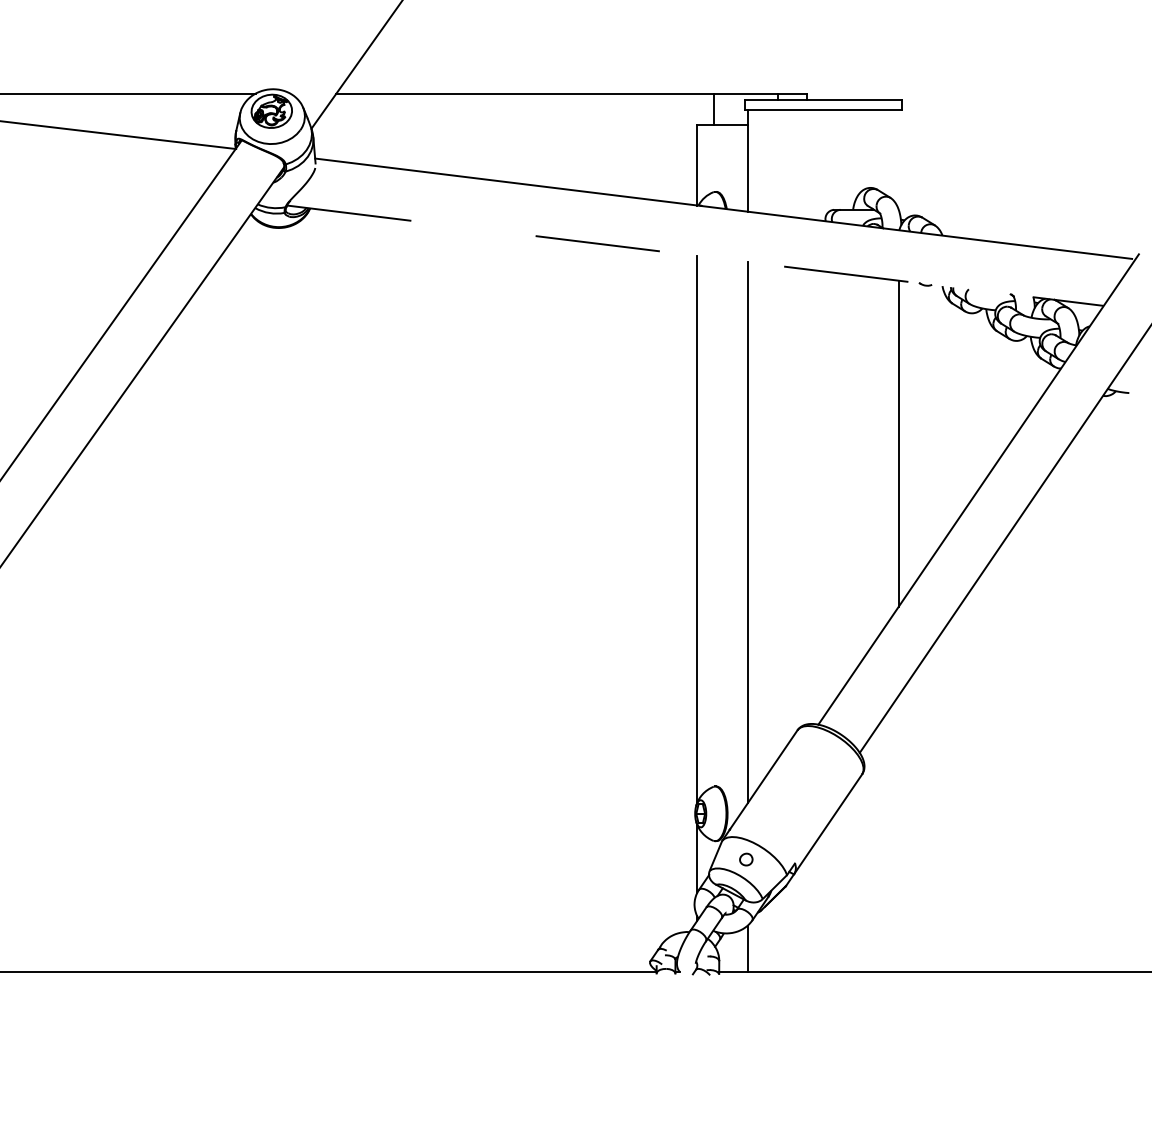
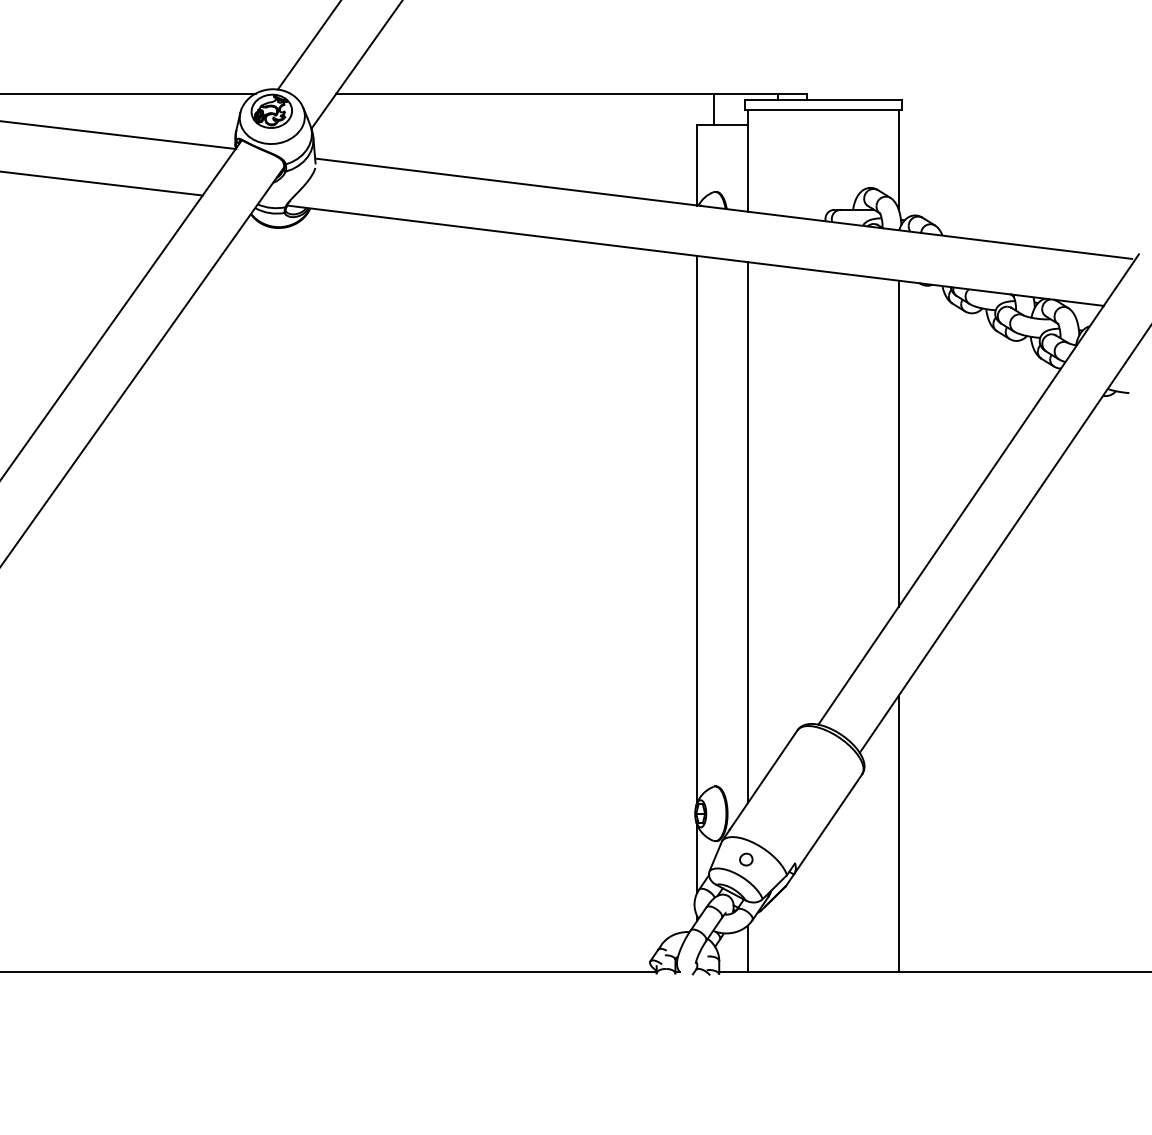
line: none -> present (308, 45)
line: none -> present (898, 159)
line: none -> present (102, 183)
line: dashed -> solid (695, 255)
line: none -> present (898, 833)
